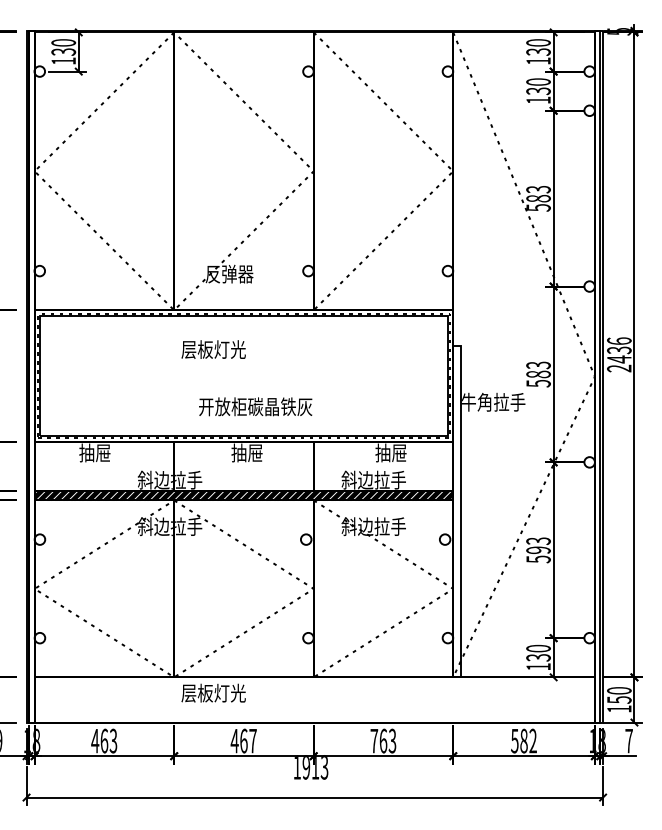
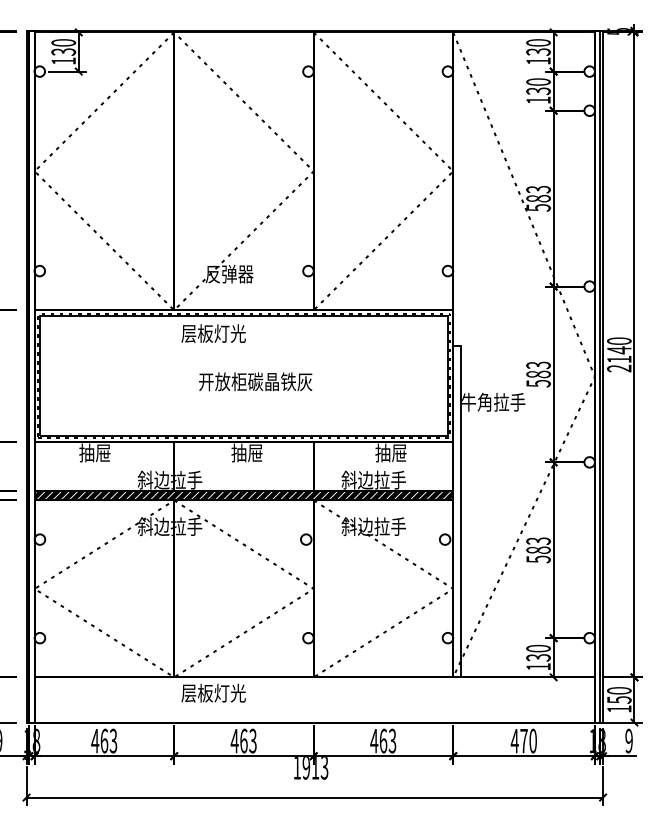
text position: (213, 349) -> (213, 333) (213, 333)
text: 2436 -> 2140 (619, 350)
text position: (255, 406) -> (255, 381) (255, 381)
text: 593 -> 583 (538, 549)
text: 467 -> 463 (252, 740)
text: 582 -> 470 (523, 740)
text: 7 -> 9 (628, 740)
text: 763 -> 463 (374, 741)
